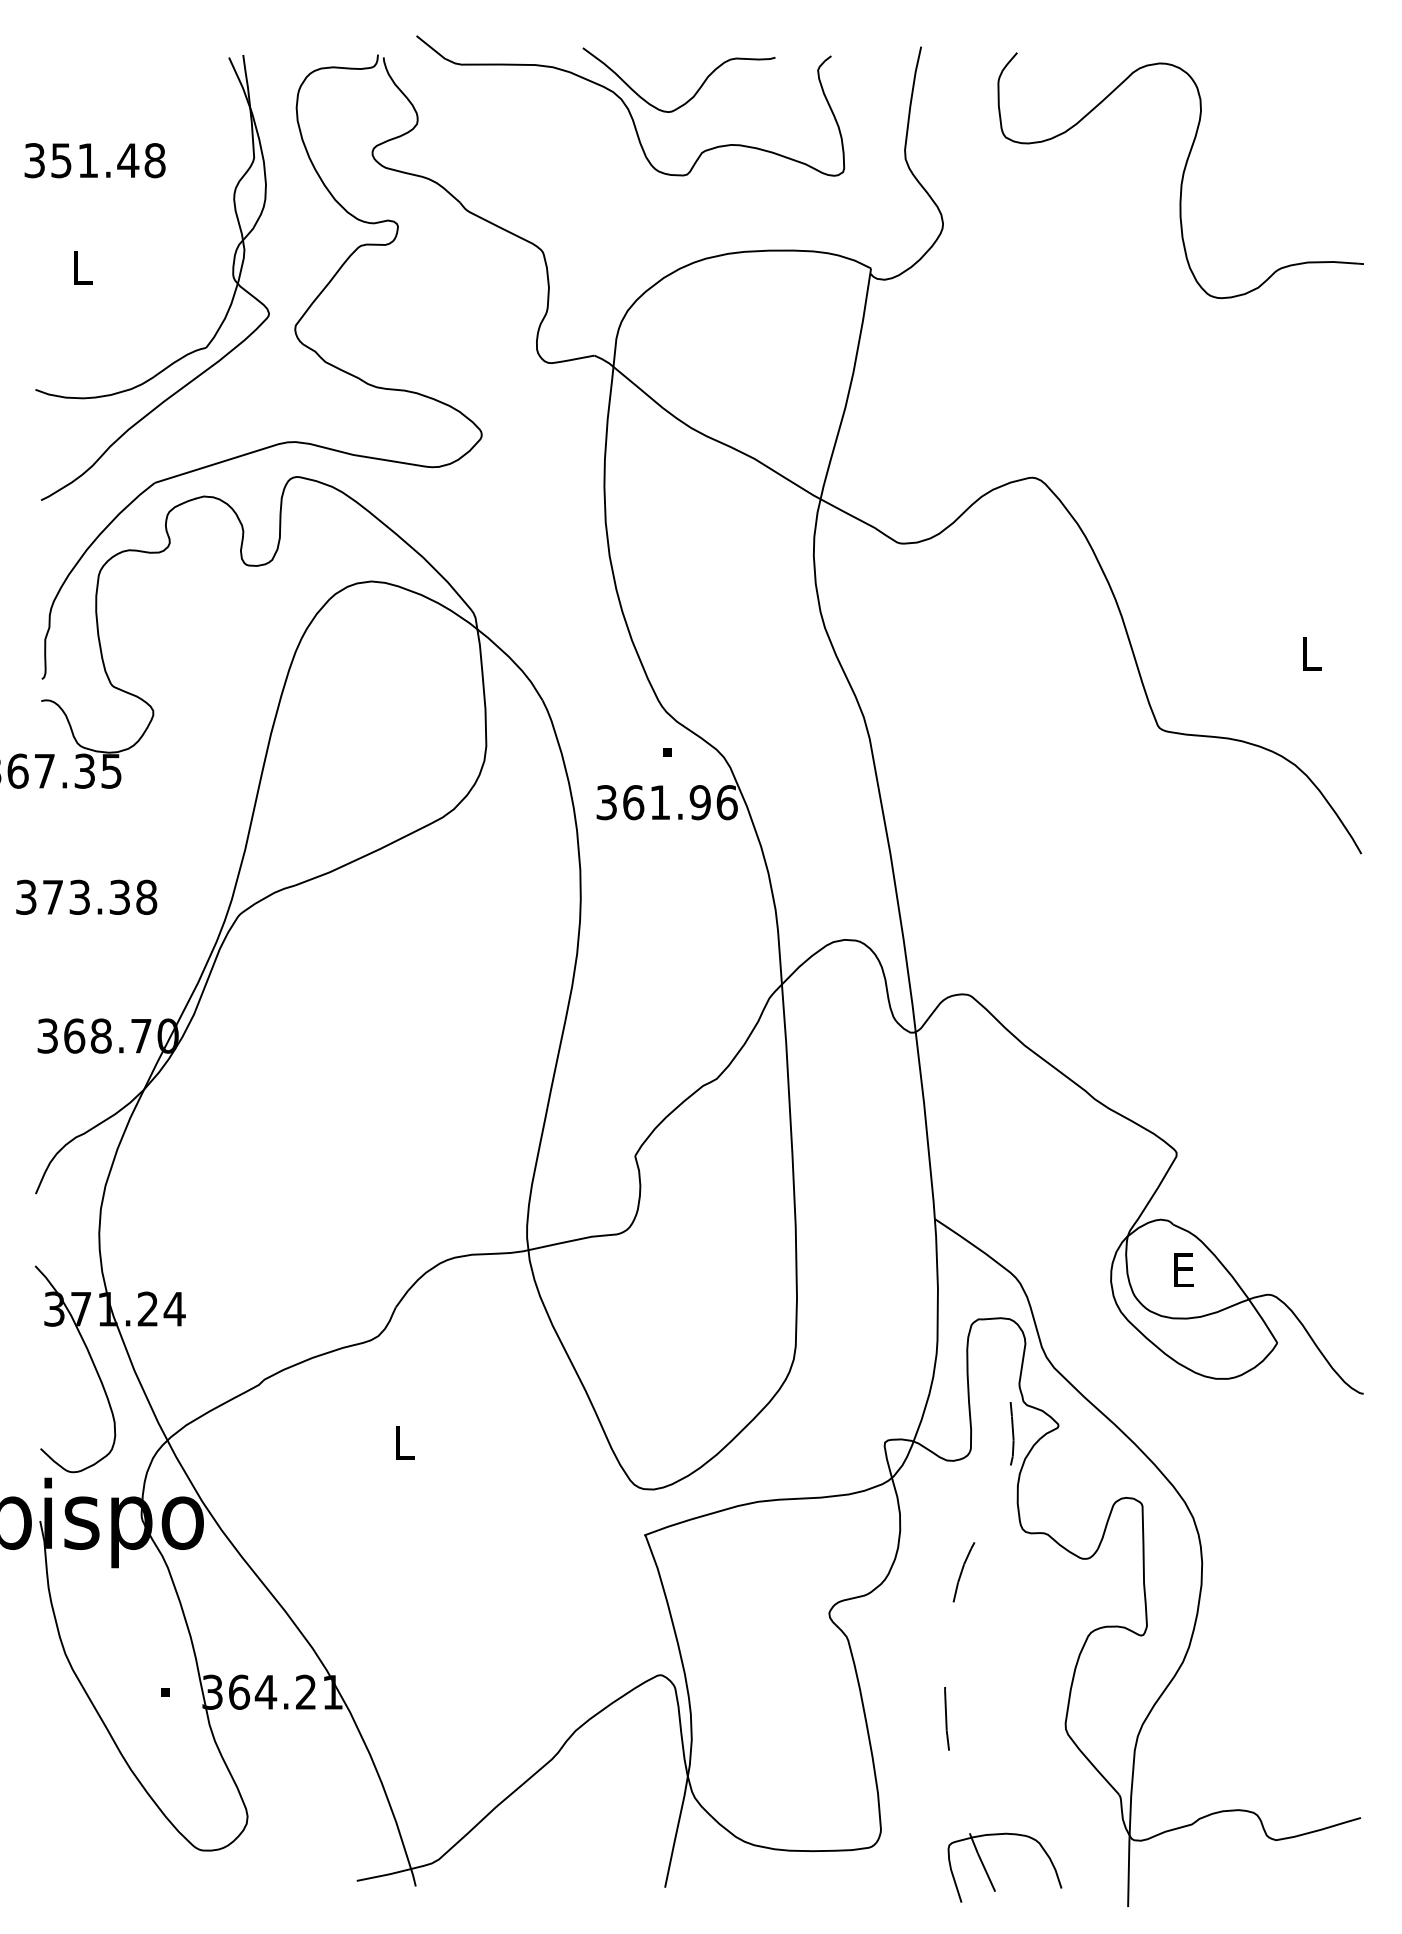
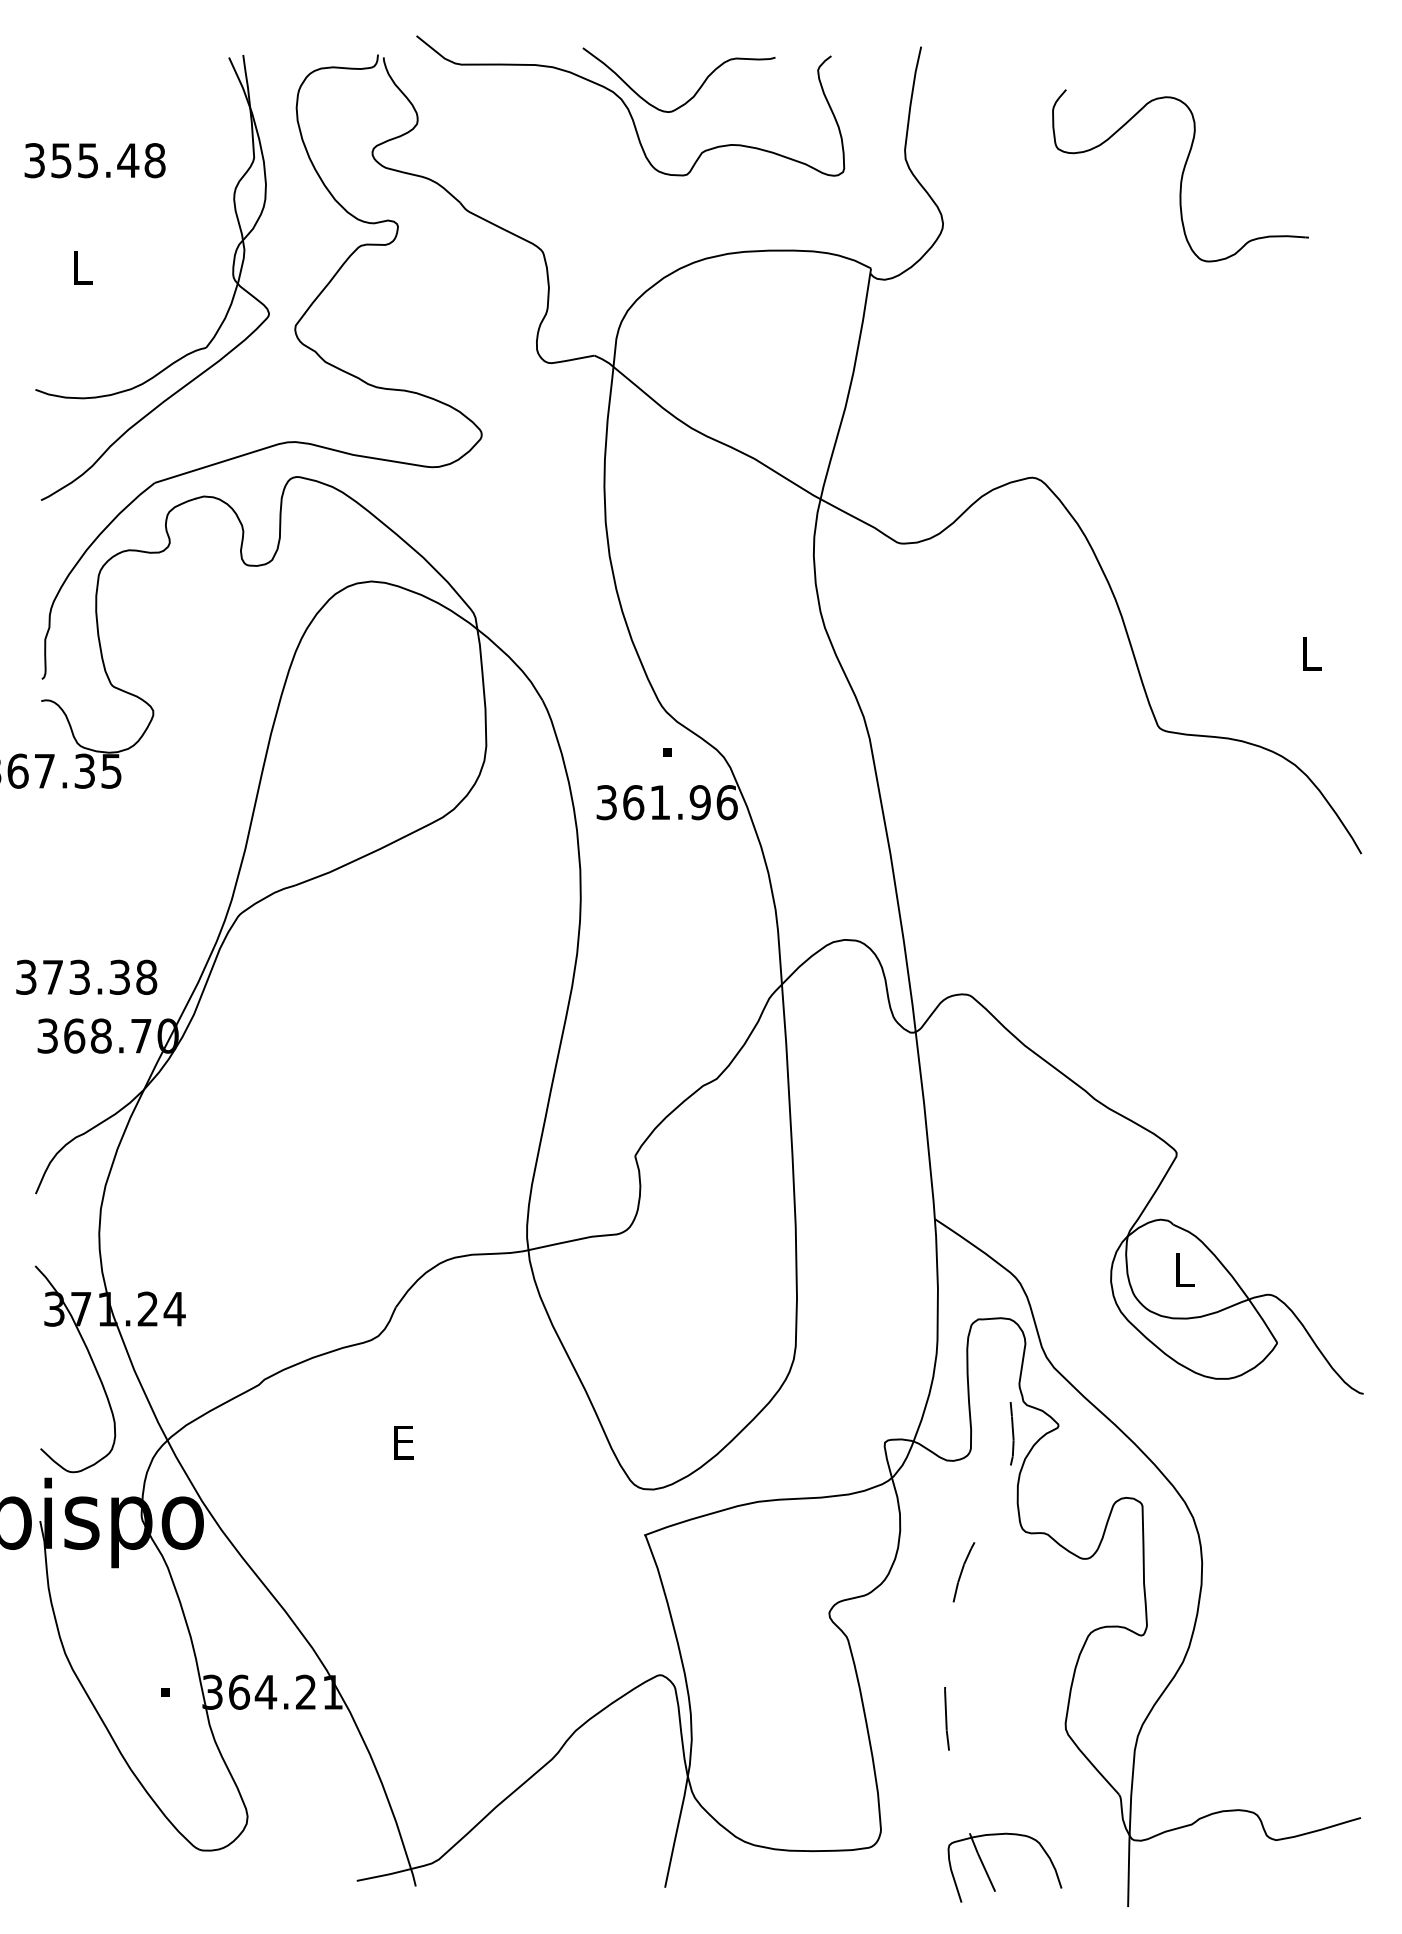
text: 351.48 -> 355.48 (87, 160)
part size: 367x248 px -> 257x174 px (1180, 175)
text position: (86, 896) -> (86, 976) (86, 976)
text: E -> L (1184, 1269)
text: L -> E (404, 1442)
